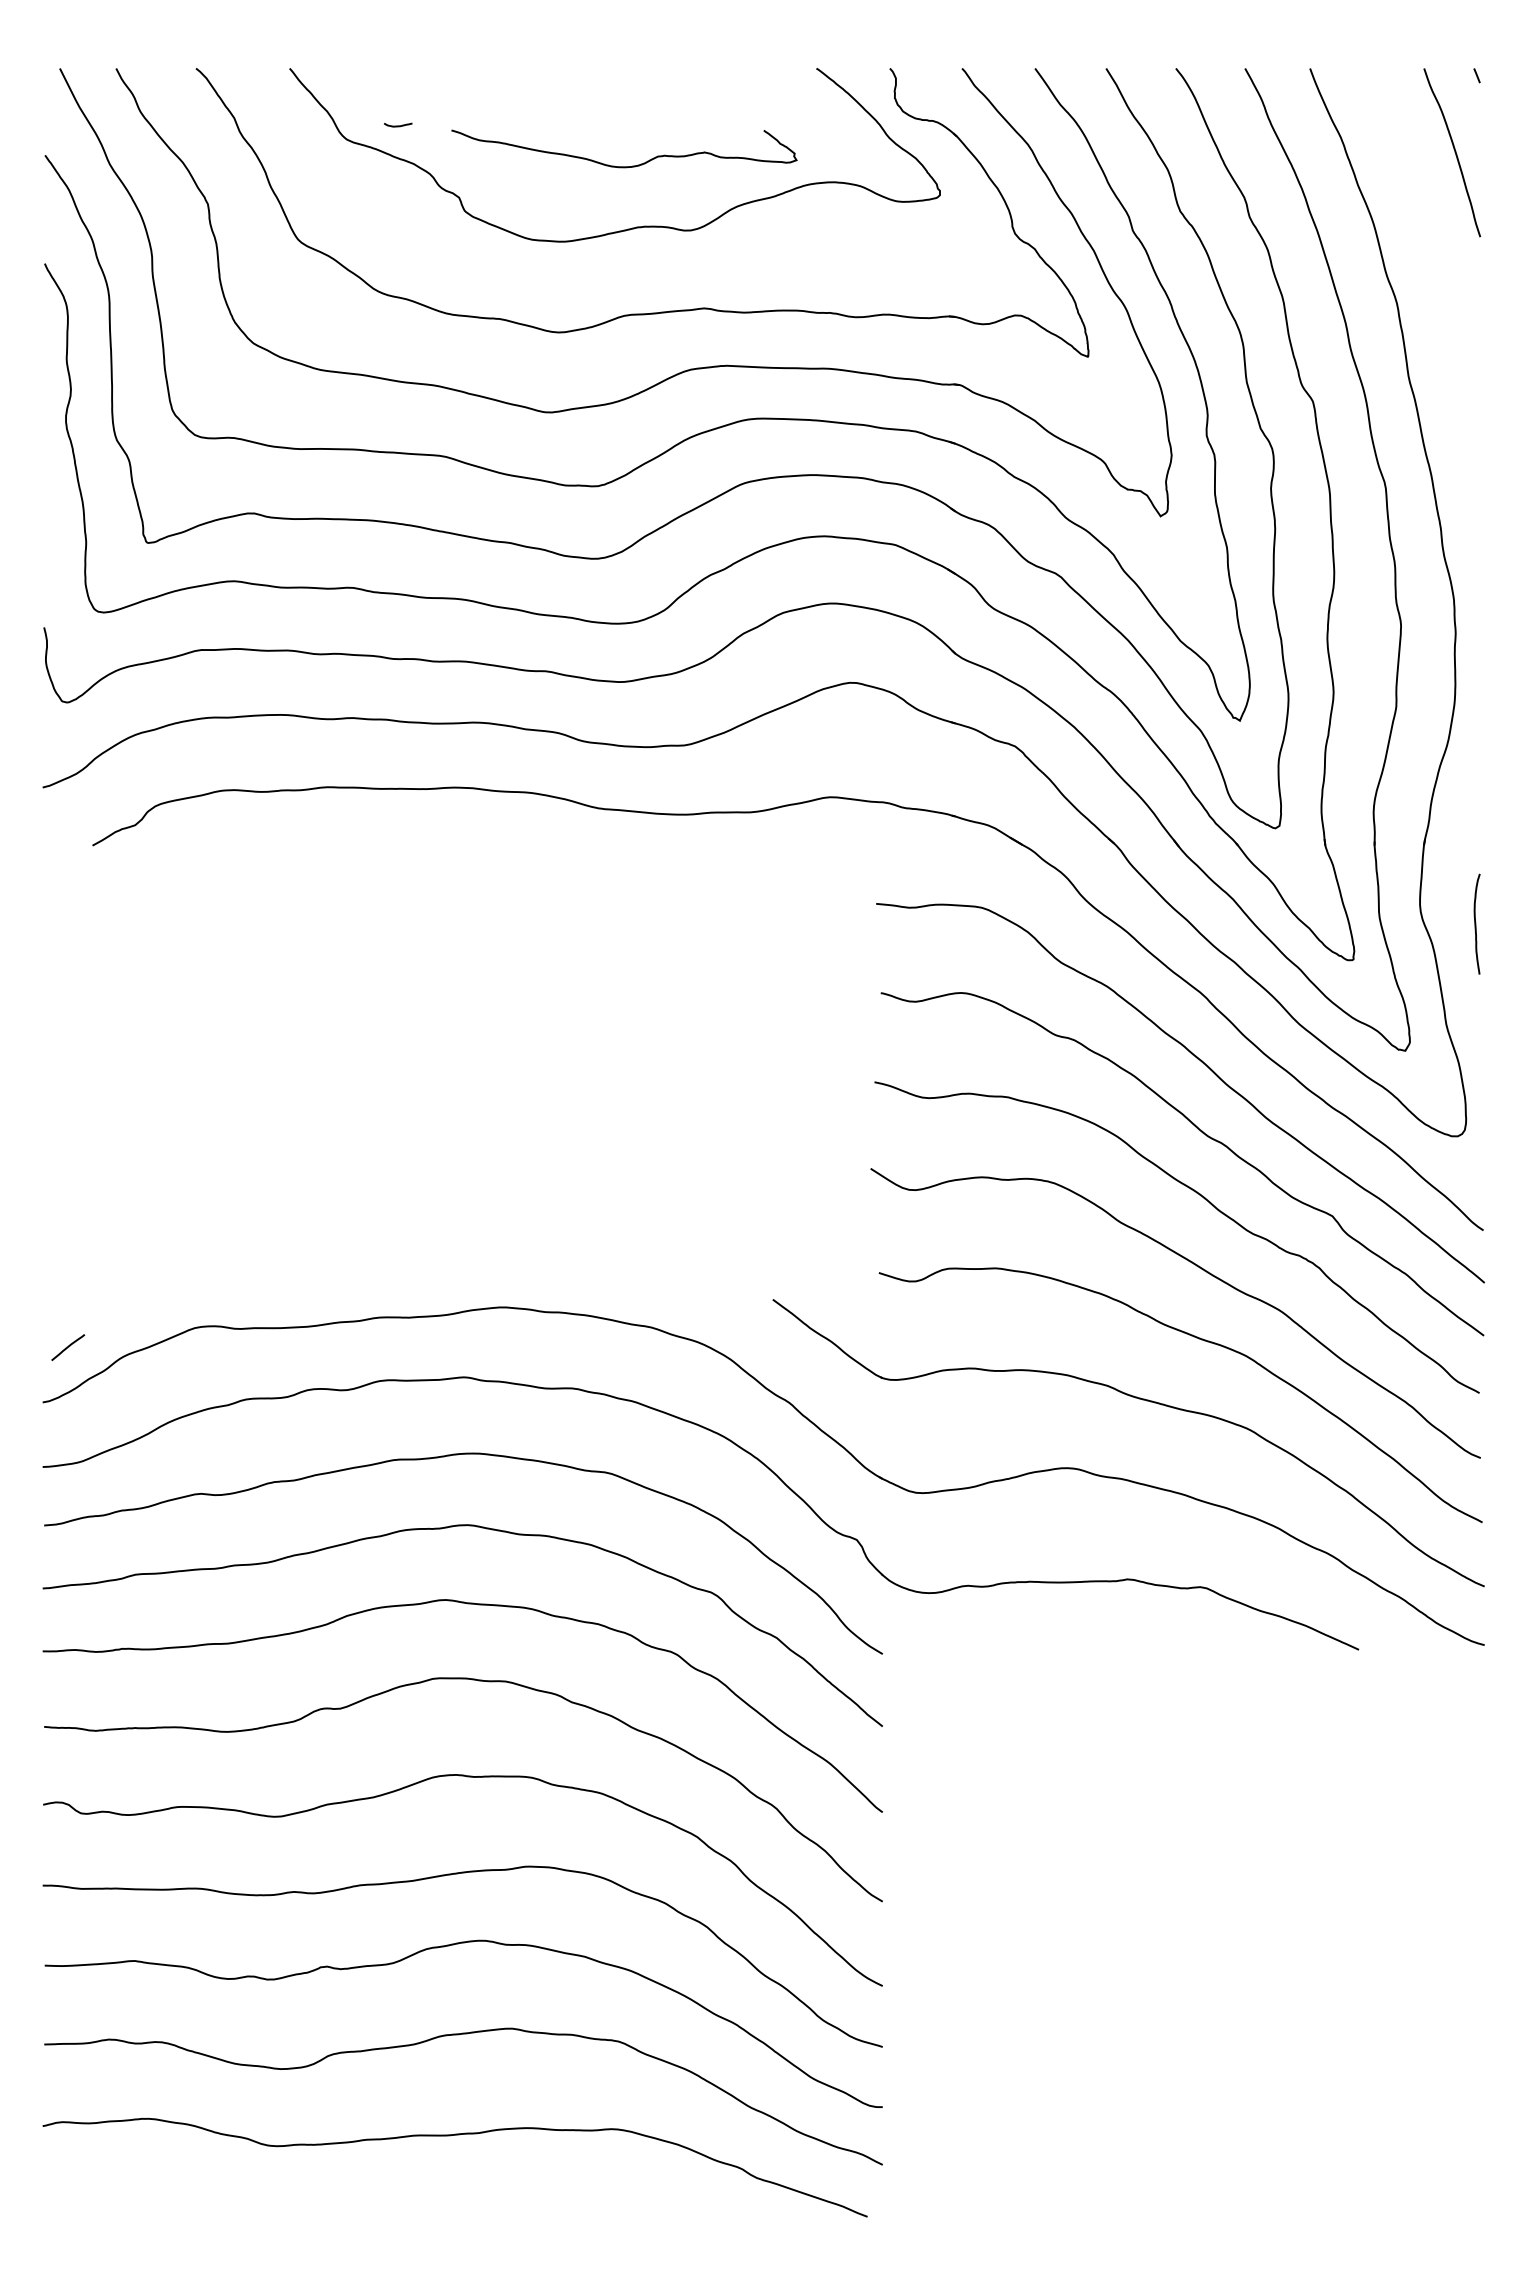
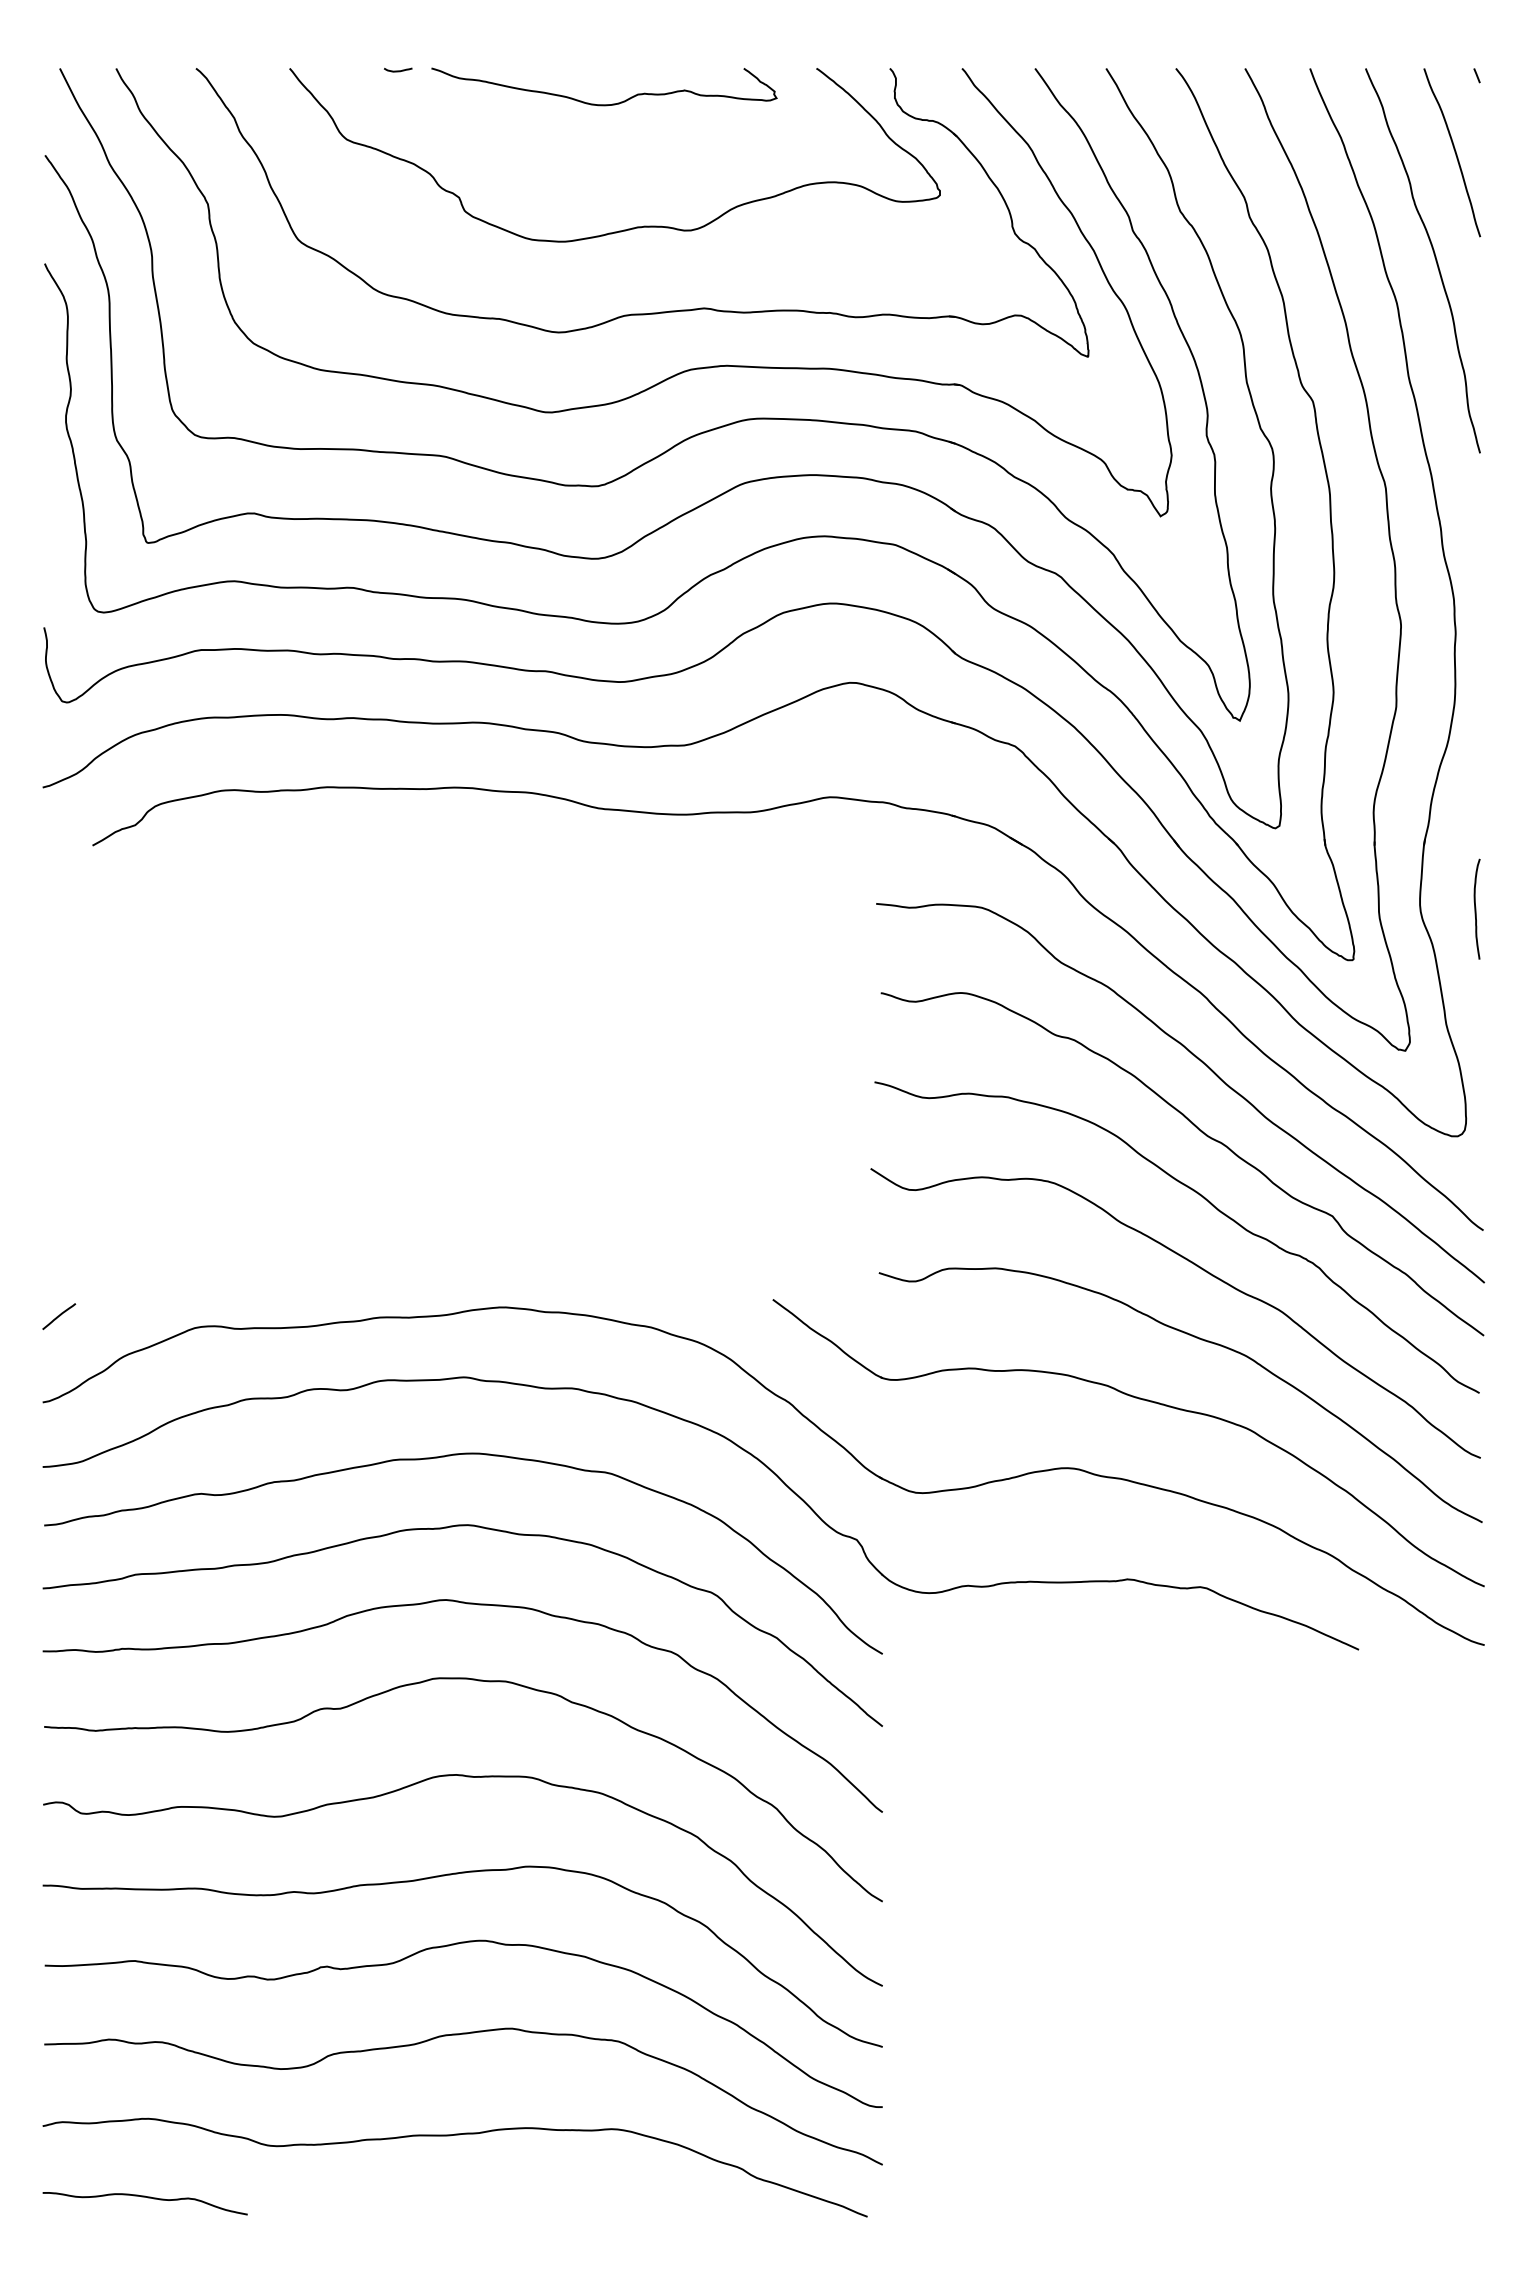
curve position: (398, 125) -> (398, 70) (398, 70)
curve position: (624, 166) -> (604, 104) (604, 104)
curve: none -> present (1434, 257)
curve position: (1476, 923) -> (1476, 908) (1476, 908)
line position: (68, 1347) -> (59, 1316) (59, 1316)
curve: none -> present (147, 2198)
